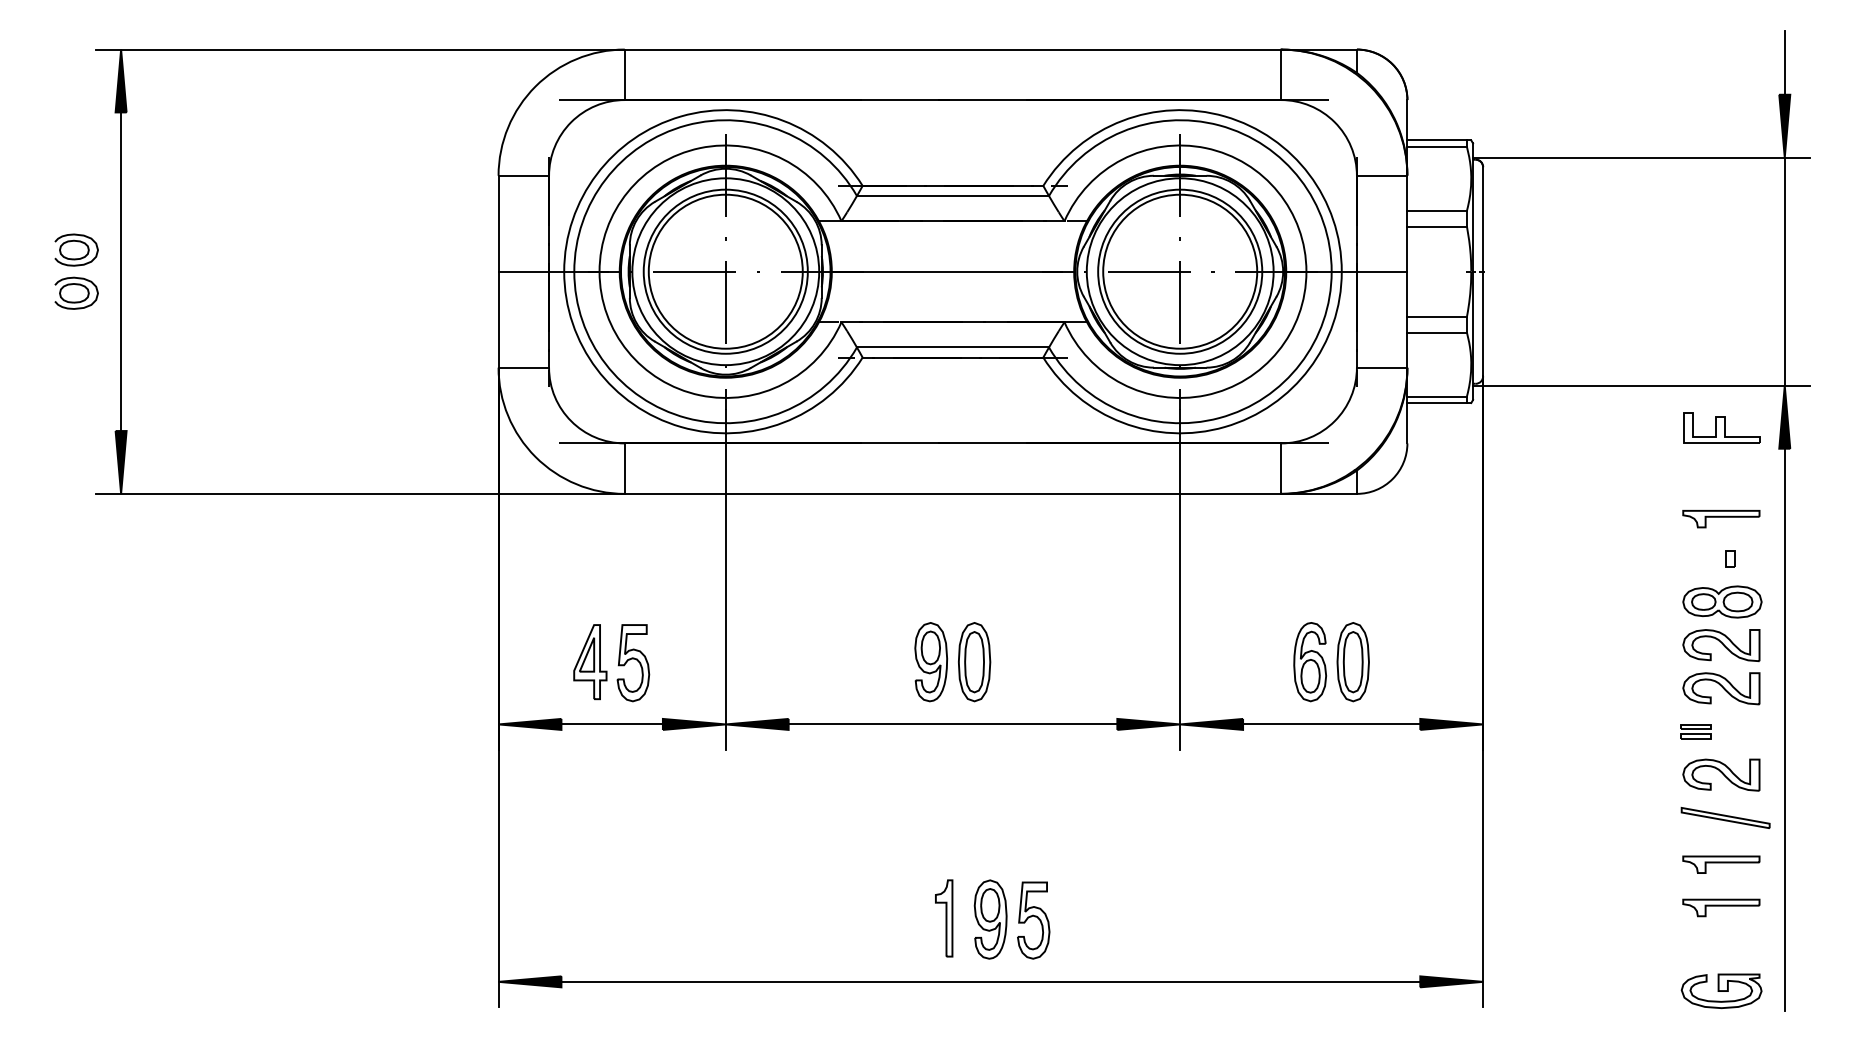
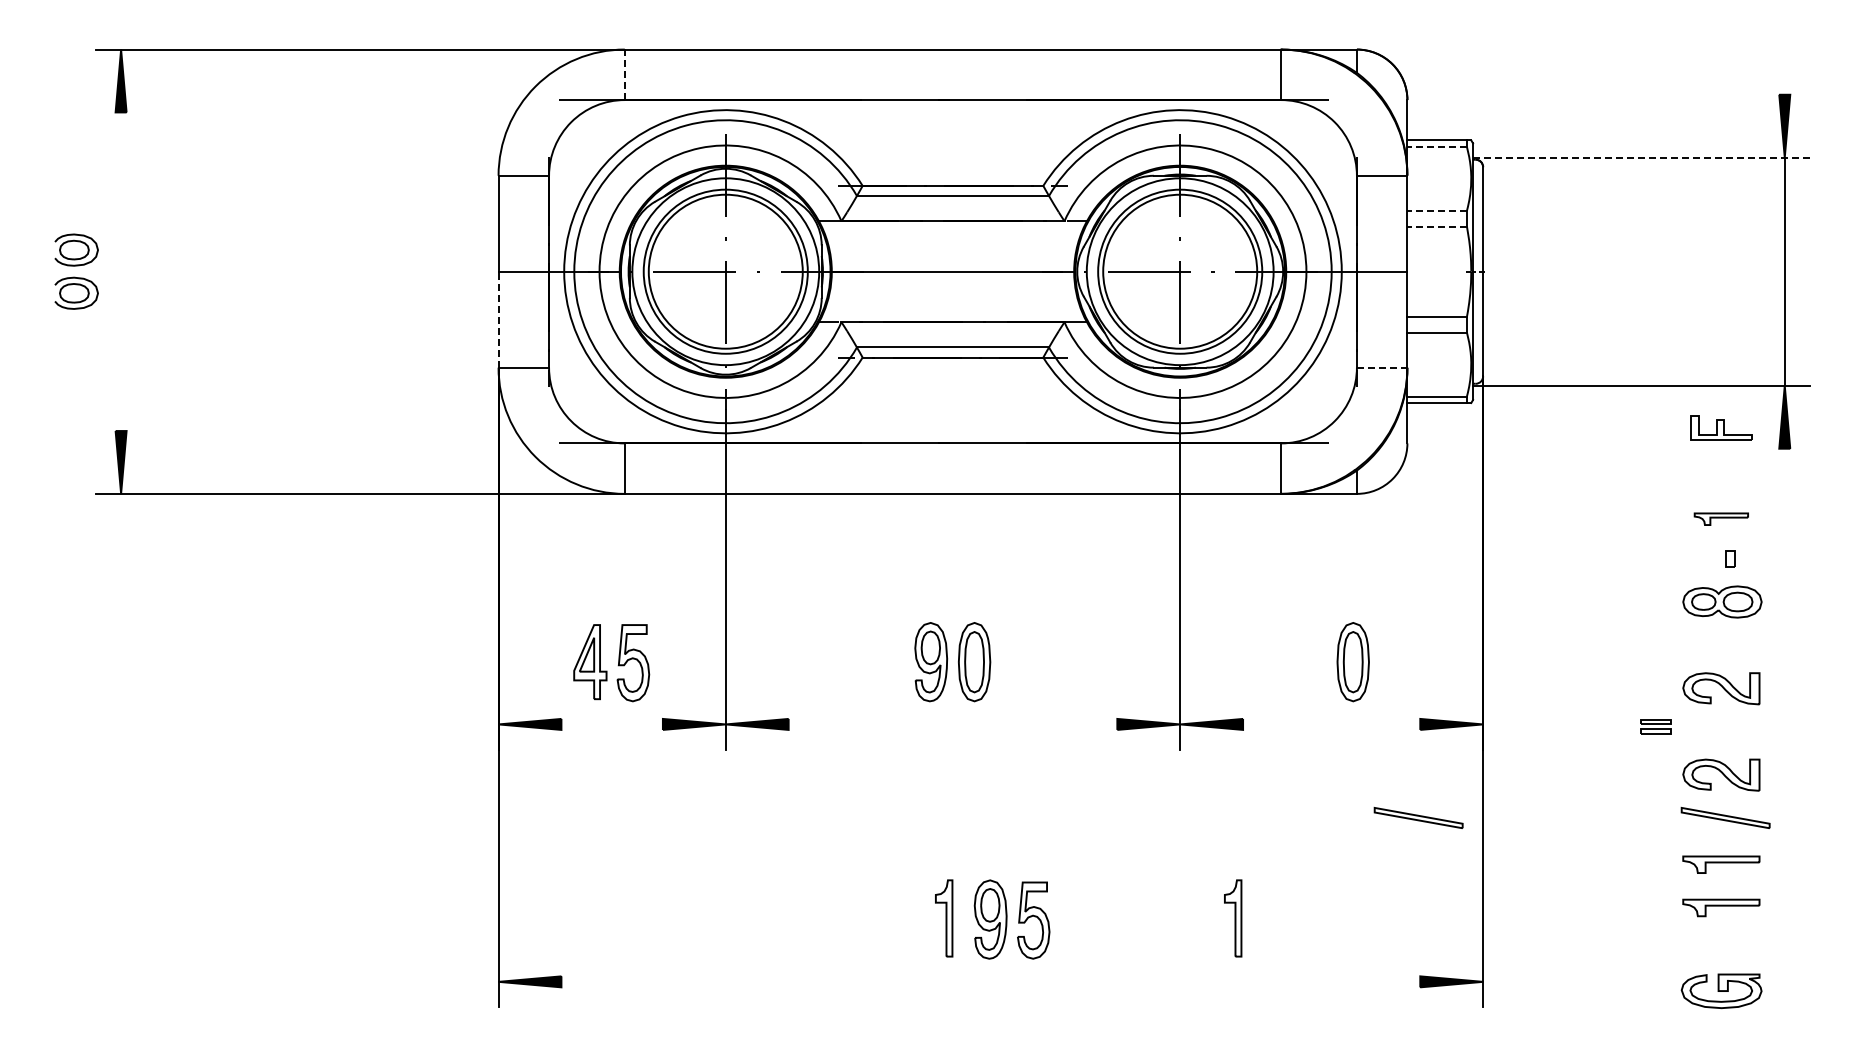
line: present -> none (1784, 62)
line: solid -> dashed (624, 74)
line: solid -> dashed (1437, 146)
line: solid -> dashed (1642, 157)
line: solid -> dashed (1437, 210)
line: solid -> dashed (1437, 226)
line: present -> none (121, 271)
line: solid -> dashed (498, 319)
line: solid -> dashed (1382, 367)
part size: 78x32 px -> 63x26 px (1721, 427)
part size: 79x19 px -> 56x14 px (1720, 518)
part: present -> none (1721, 645)
part: present -> none (1309, 662)
line: present -> none (611, 724)
line: present -> none (952, 724)
line: present -> none (1331, 724)
line: present -> none (1784, 729)
part position: (1695, 731) -> (1655, 726) (1655, 726)
part: none -> present (1418, 817)
part: none -> present (1233, 918)
line: present -> none (990, 981)
